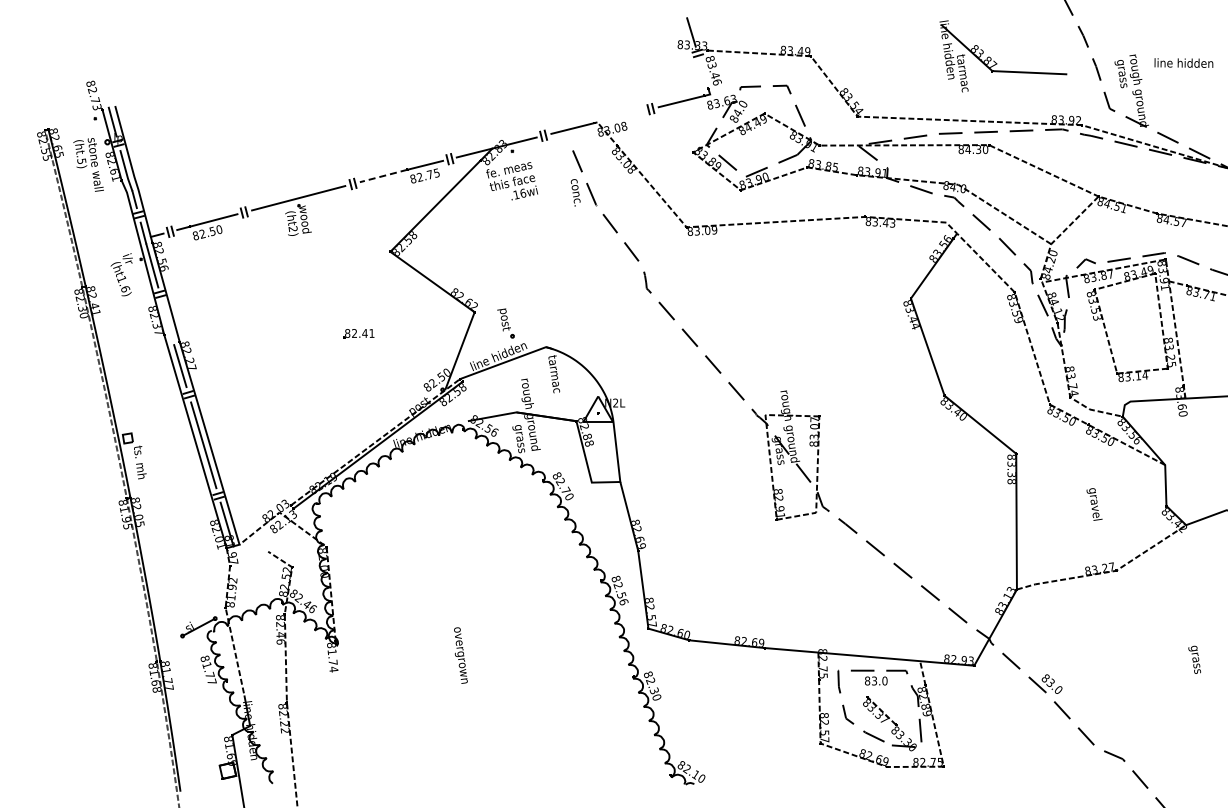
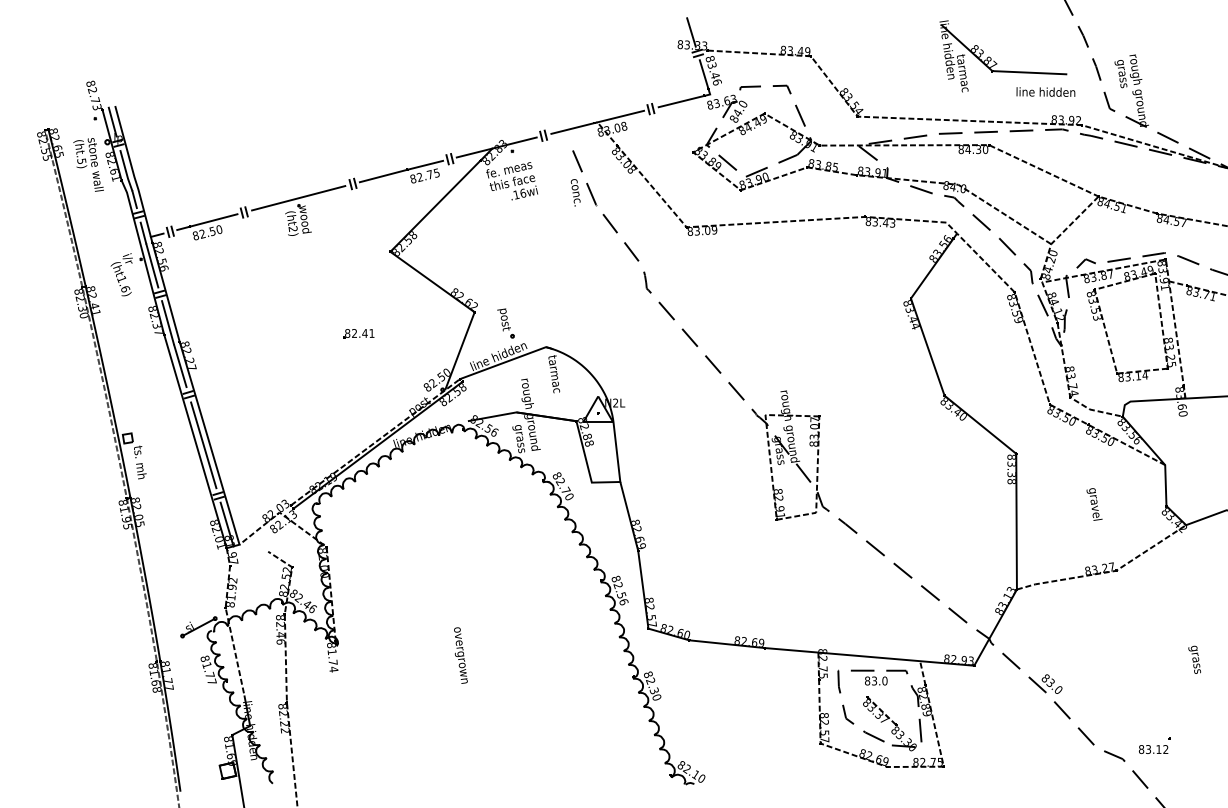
text position: (1183, 62) -> (1045, 91) (1045, 91)
line: none -> present (703, 74)
line: none -> present (620, 116)
line: dashed -> solid (383, 176)
line: none -> present (167, 322)
part: none -> present (1154, 745)
